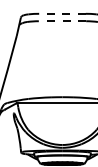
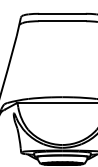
line: dashed -> solid (62, 13)
line: dashed -> solid (62, 21)
